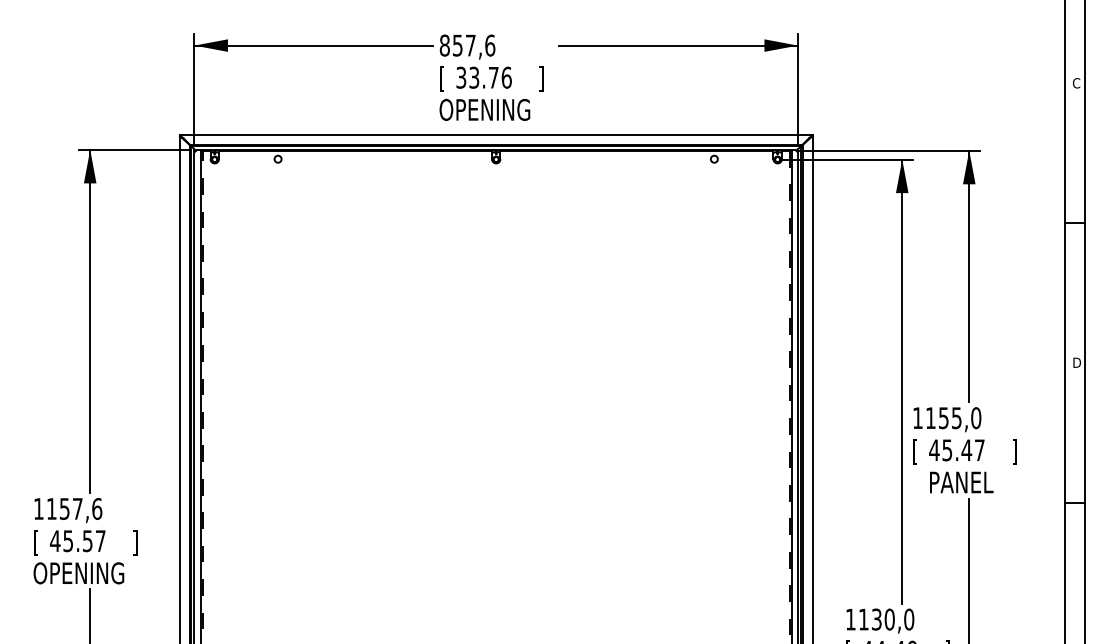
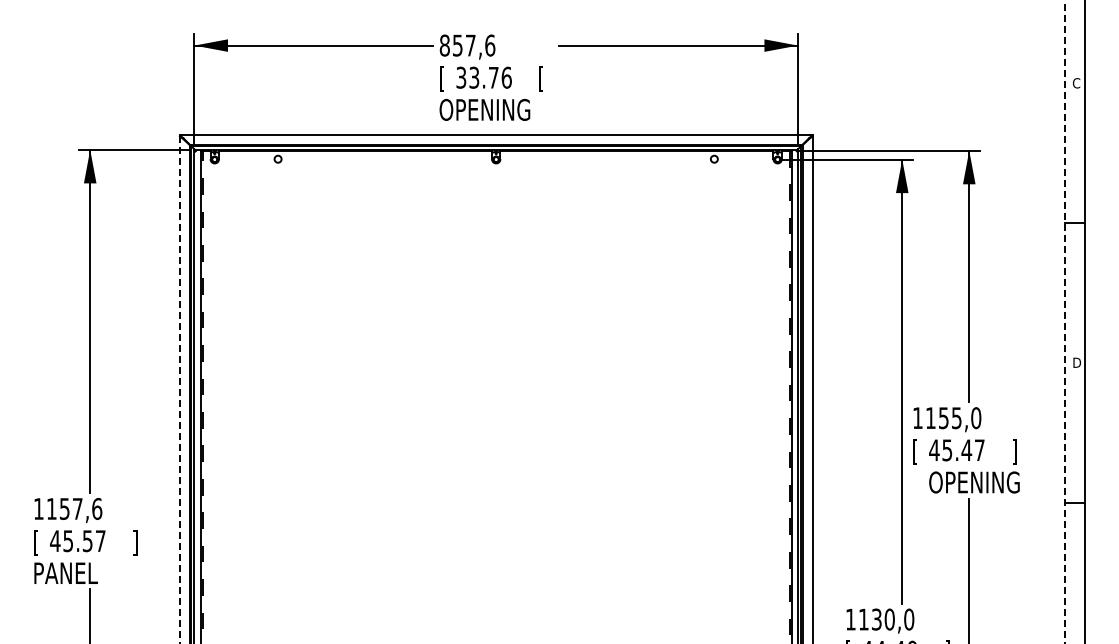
text: ] -> [ (541, 78)
line: solid -> dashed (1064, 321)
line: solid -> dashed (179, 389)
text: PANEL -> OPENING (974, 482)
text: OPENING -> PANEL (78, 573)
